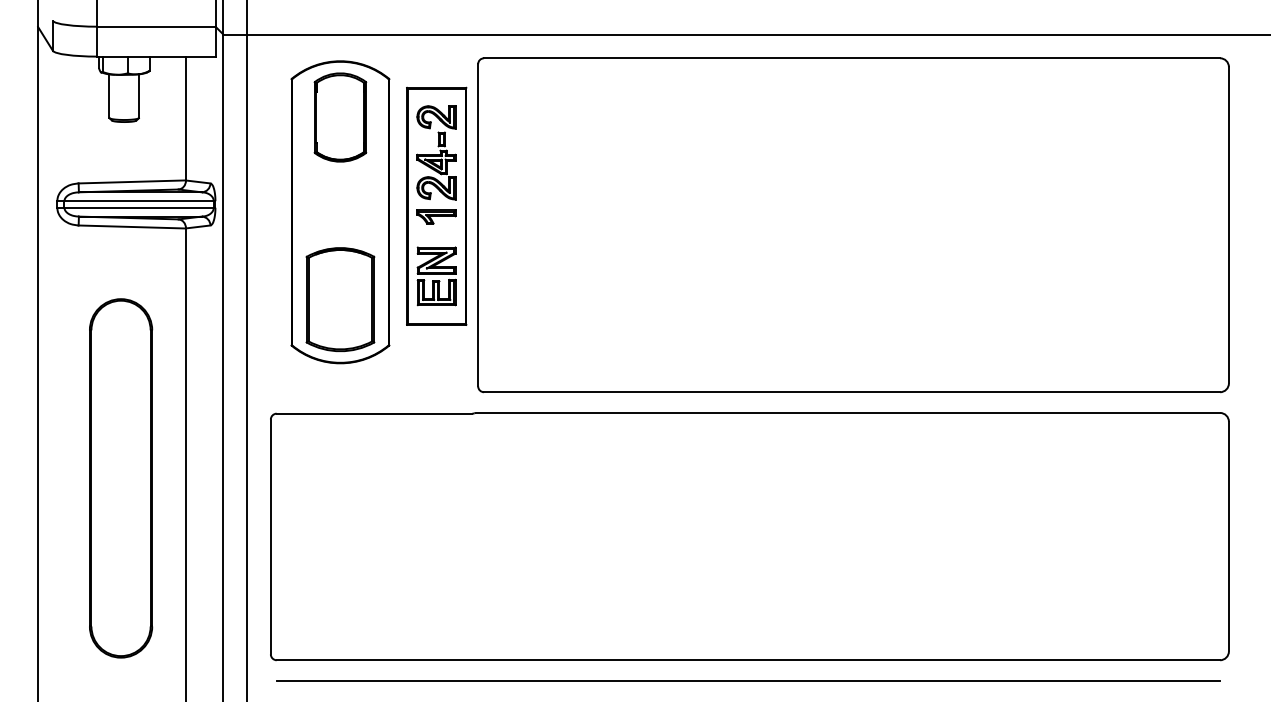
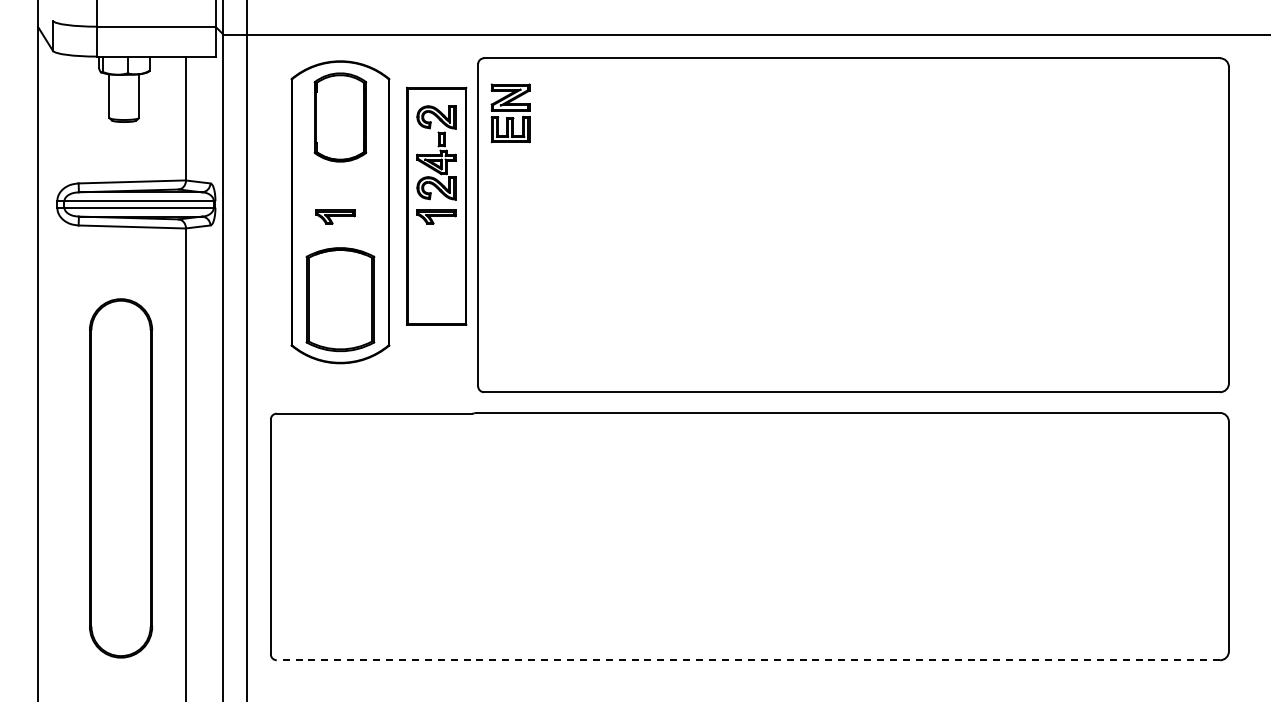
part: none -> present (335, 216)
part position: (436, 276) -> (510, 113) (510, 113)
line: solid -> dashed (748, 660)
line: present -> none (748, 680)
